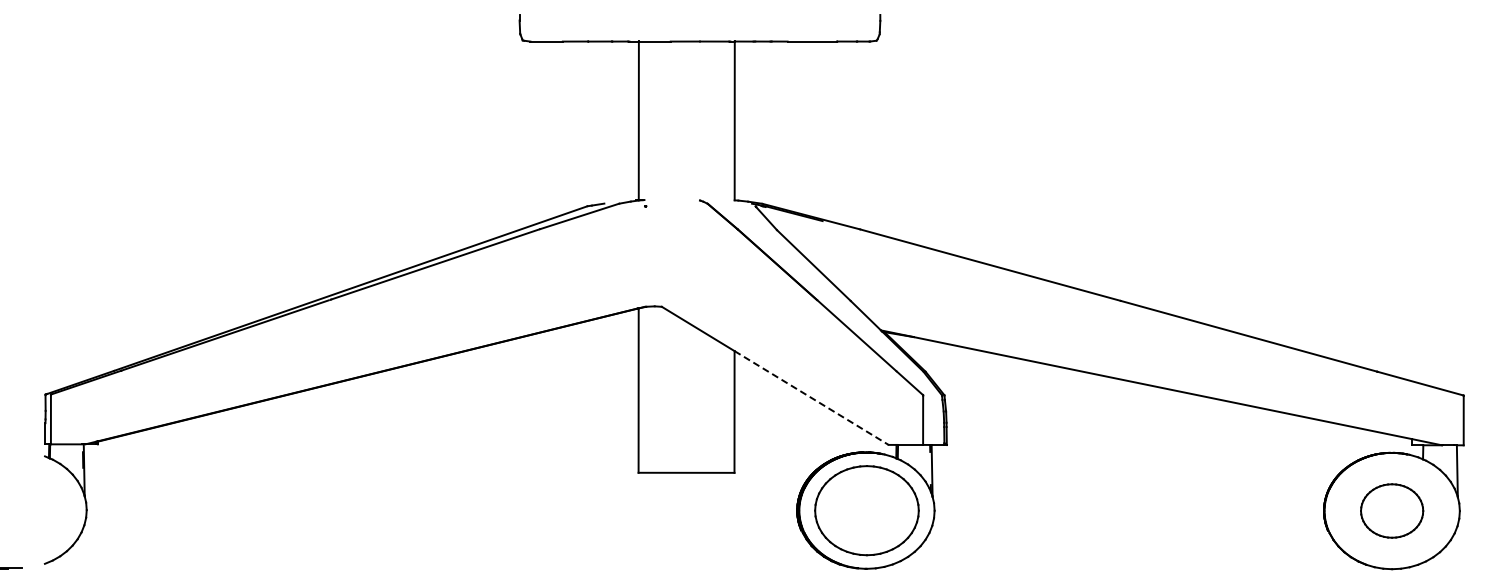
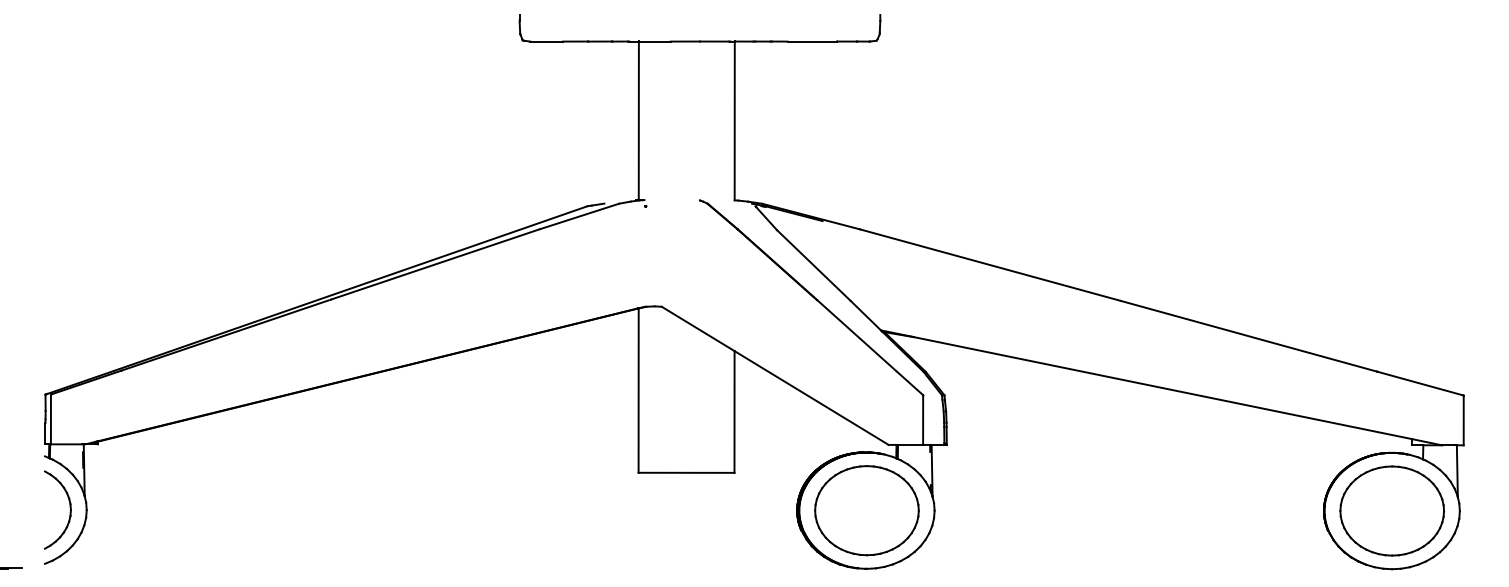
line: dashed -> solid (812, 398)
part: none -> present (69, 508)
part size: 65x56 px -> 106x92 px (1391, 510)
